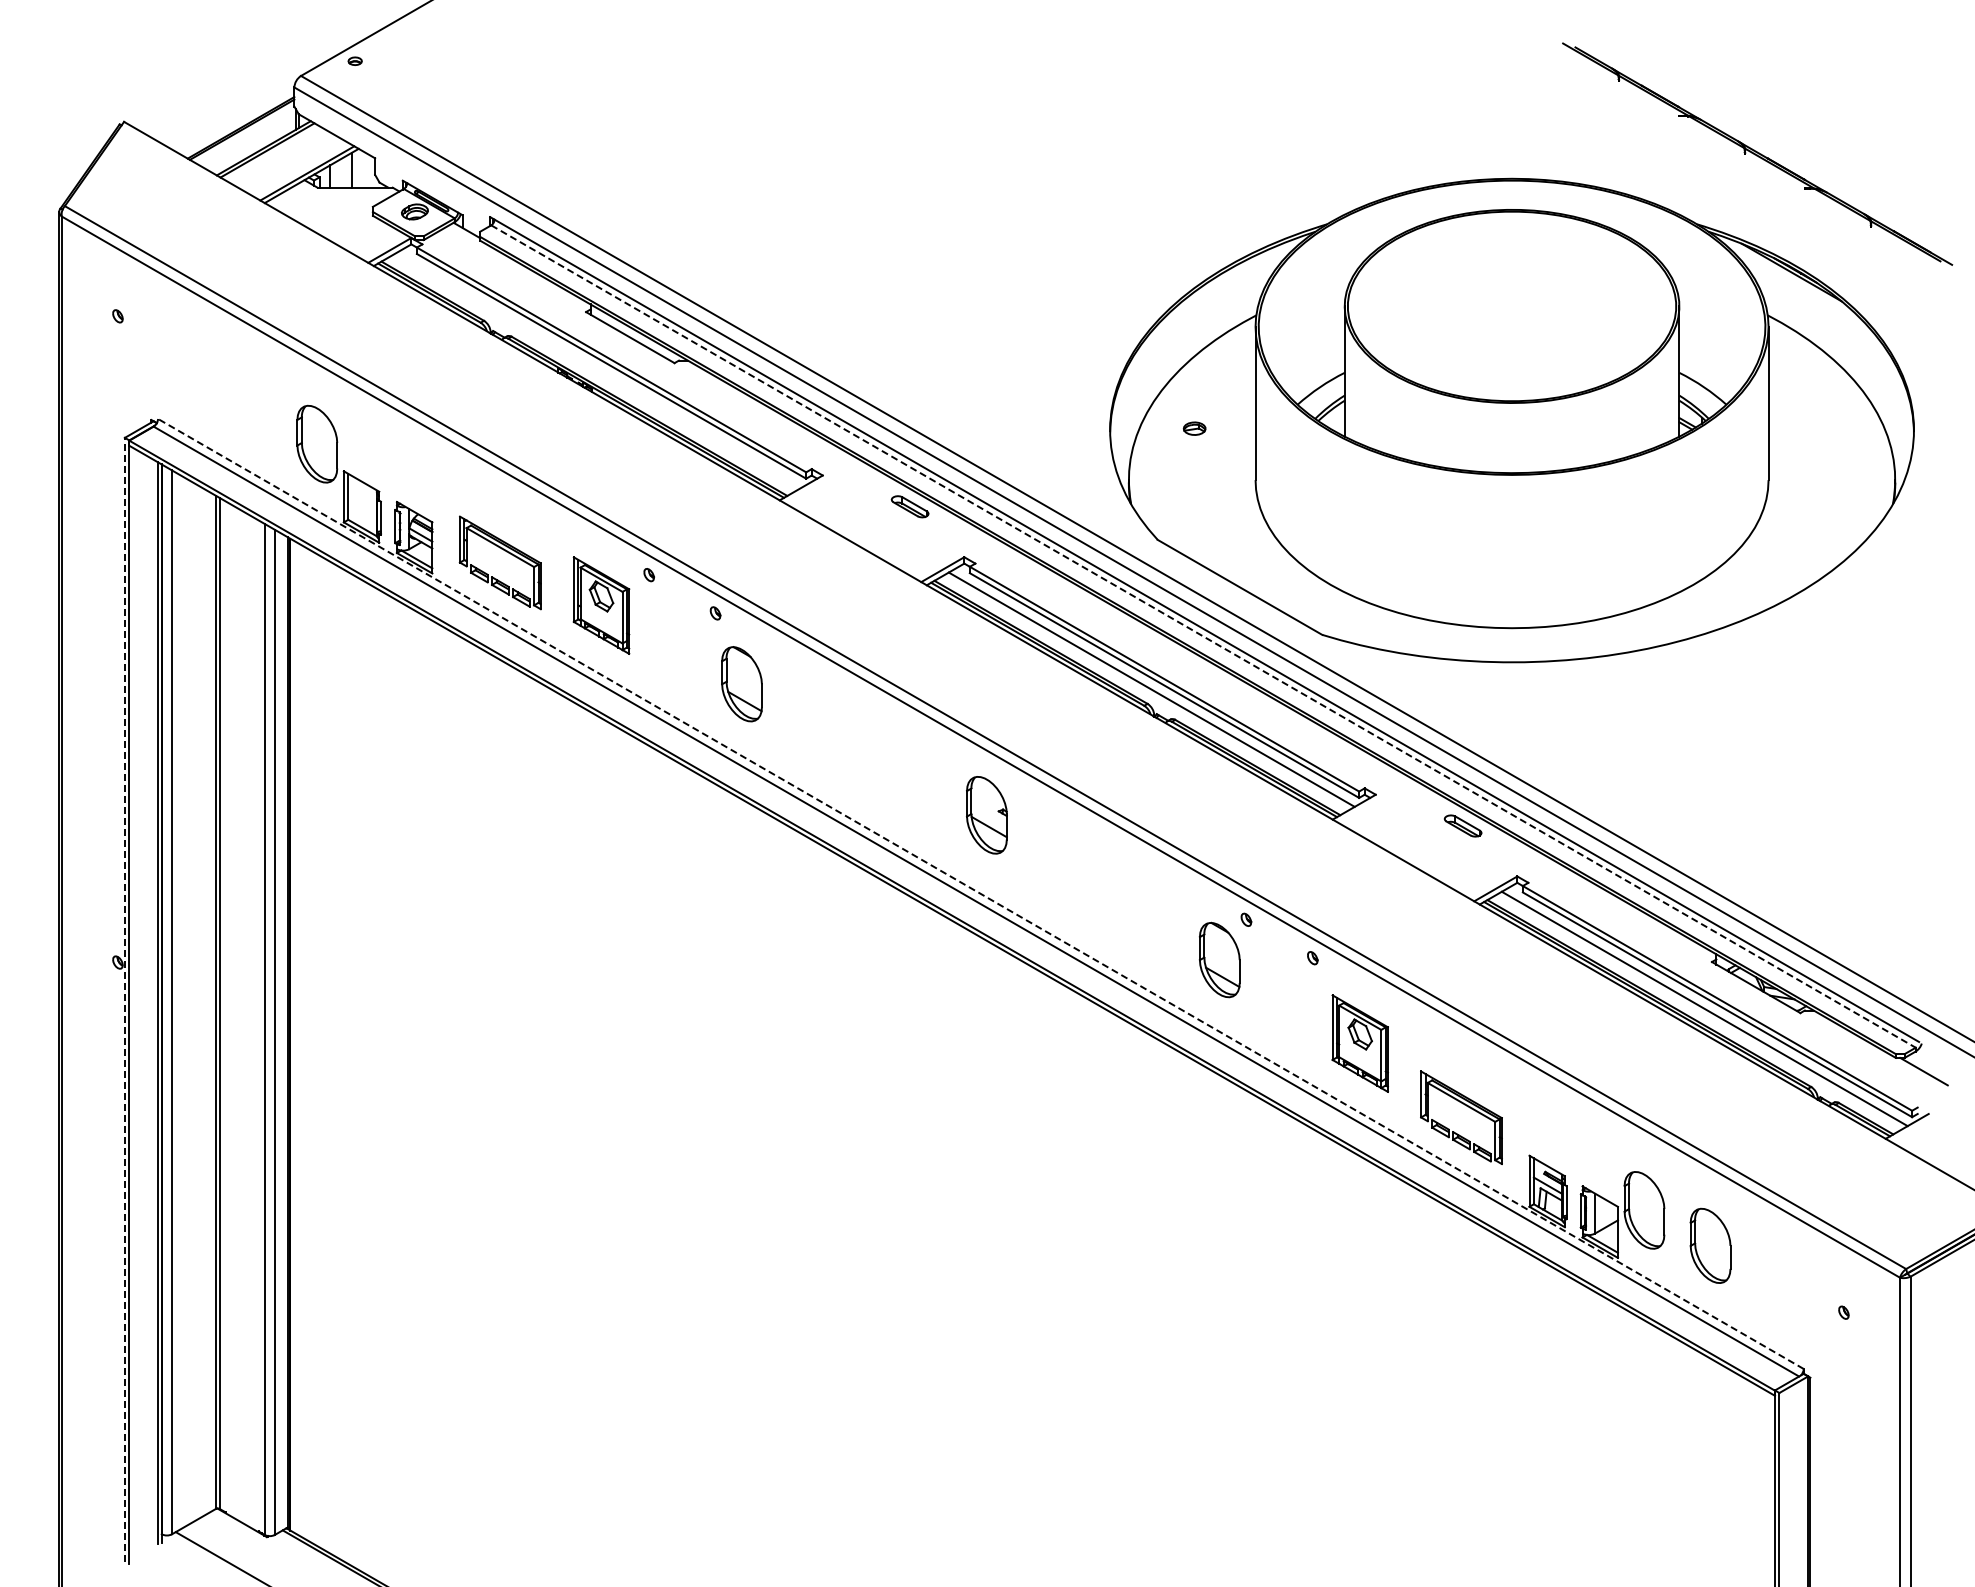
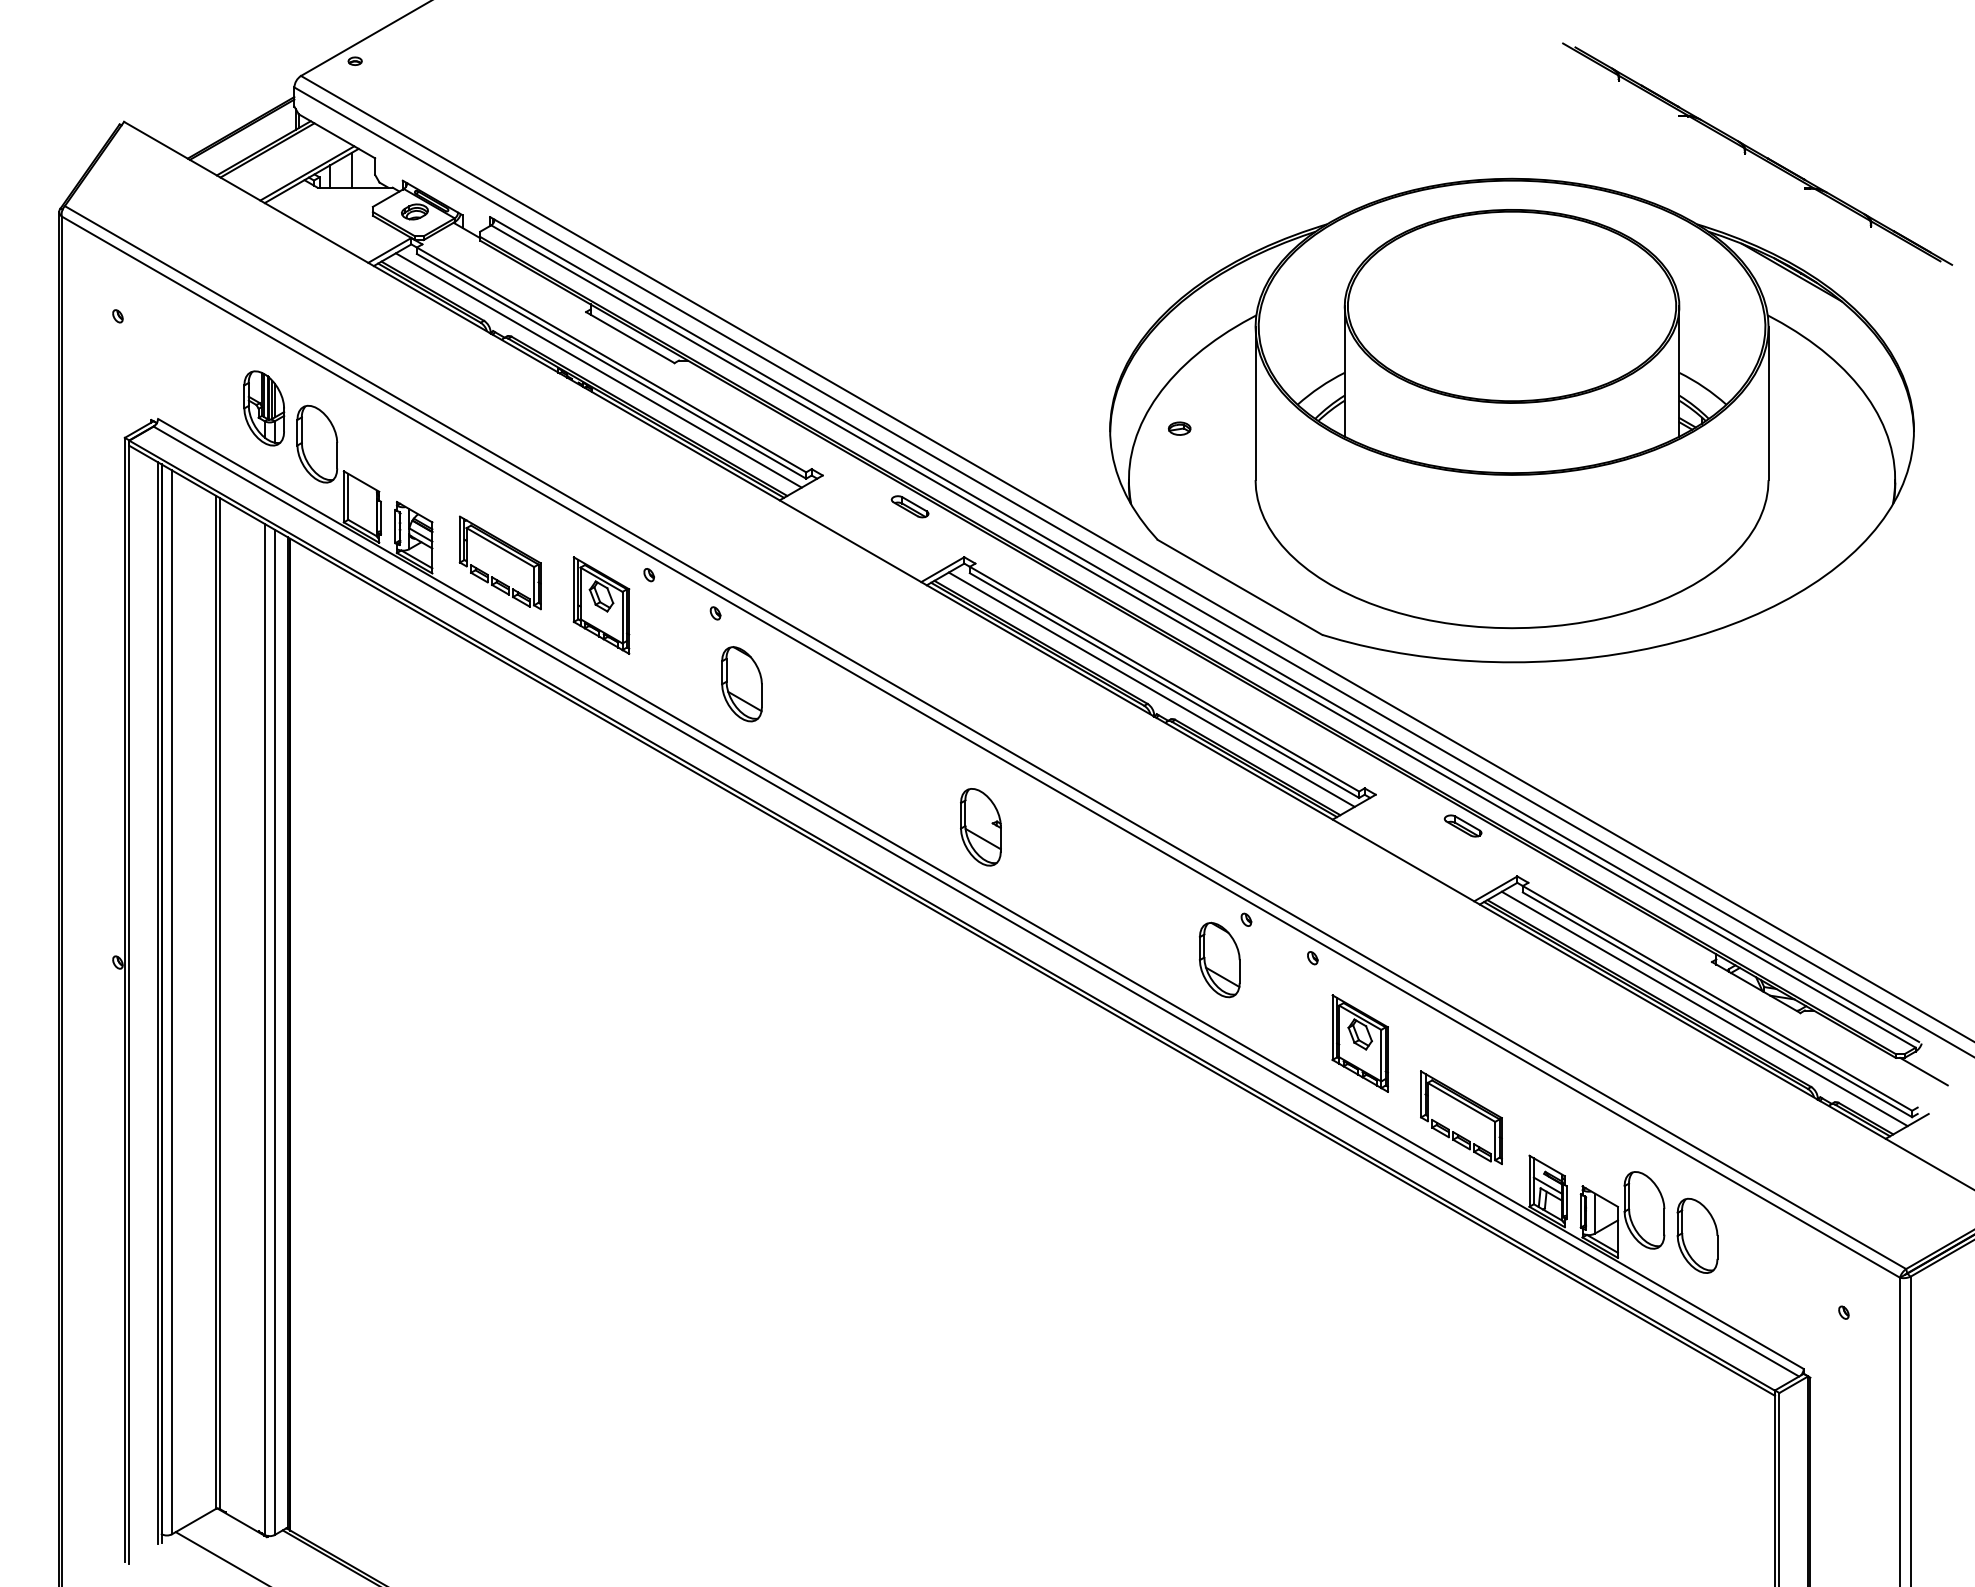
line: none -> present (598, 370)
part: none -> present (264, 408)
part position: (1194, 428) -> (1179, 428) (1179, 428)
line: dashed -> solid (1203, 636)
part position: (986, 815) -> (980, 827) (980, 827)
line: dashed -> solid (980, 893)
line: dashed -> solid (124, 999)
part position: (1710, 1245) -> (1697, 1235) (1697, 1235)
